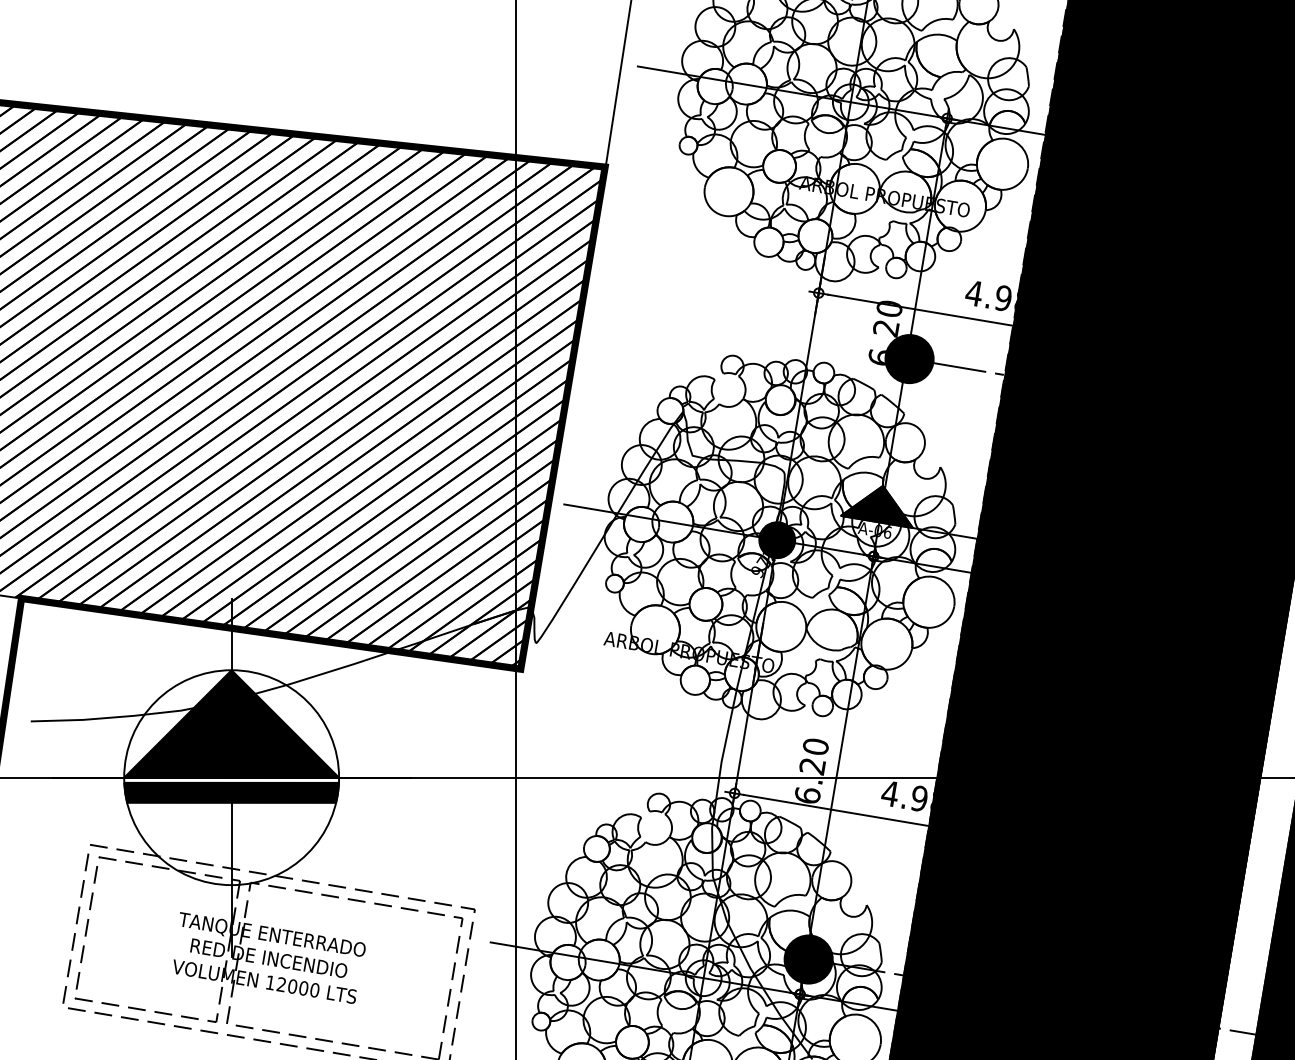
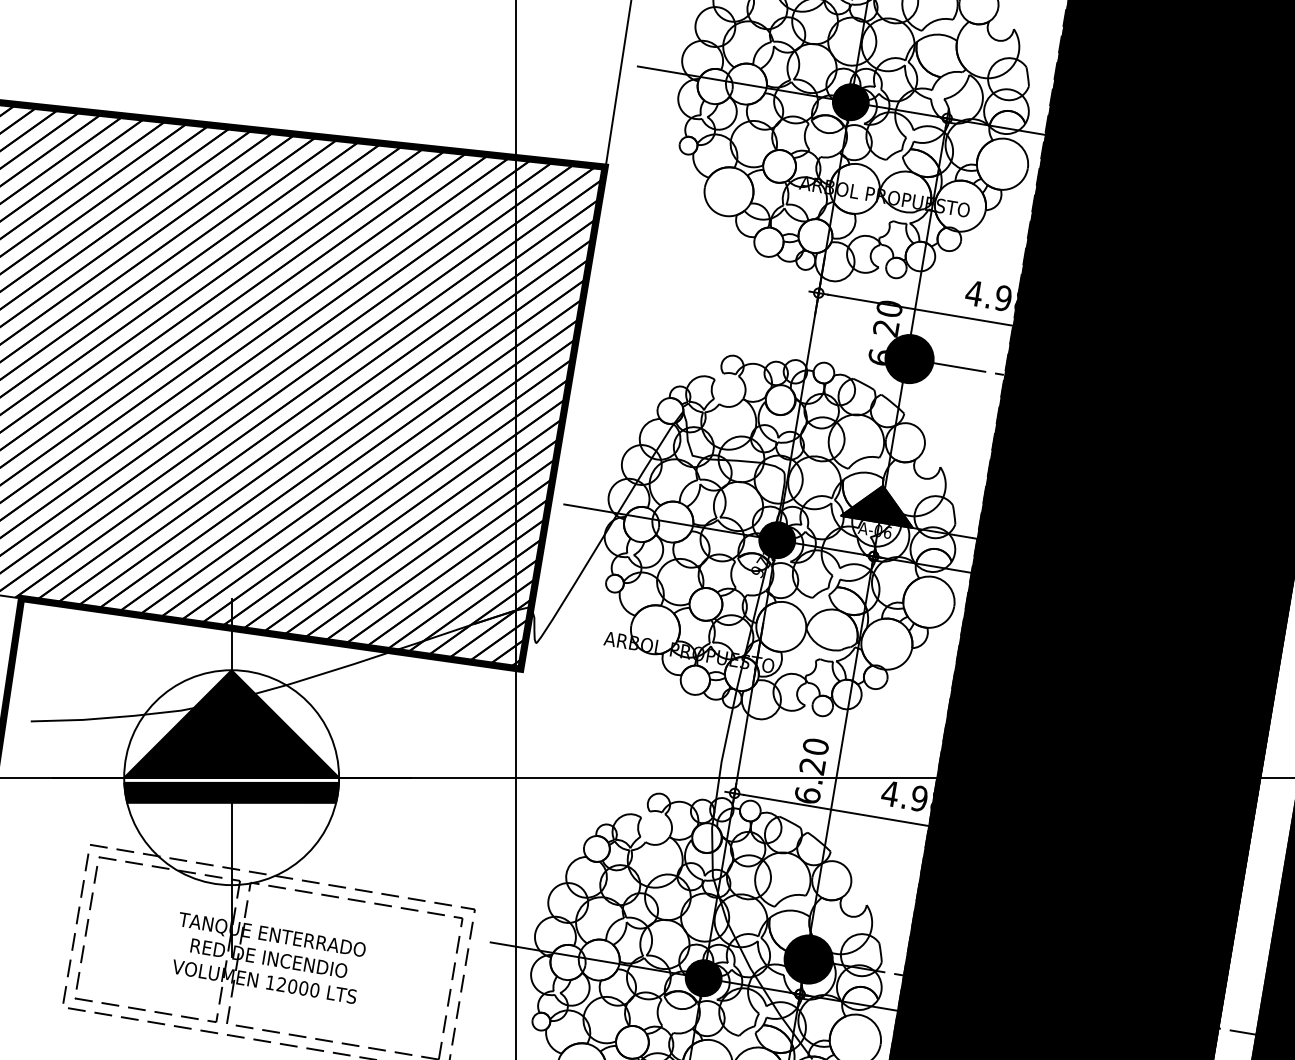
hatch: none -> present (850, 102)
hatch: none -> present (703, 978)
